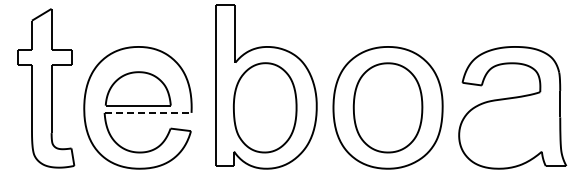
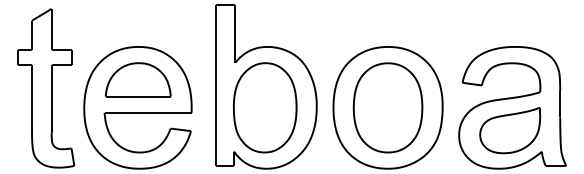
part position: (138, 88) -> (138, 79) (138, 79)
line: dashed -> solid (148, 112)
part: none -> present (510, 130)
